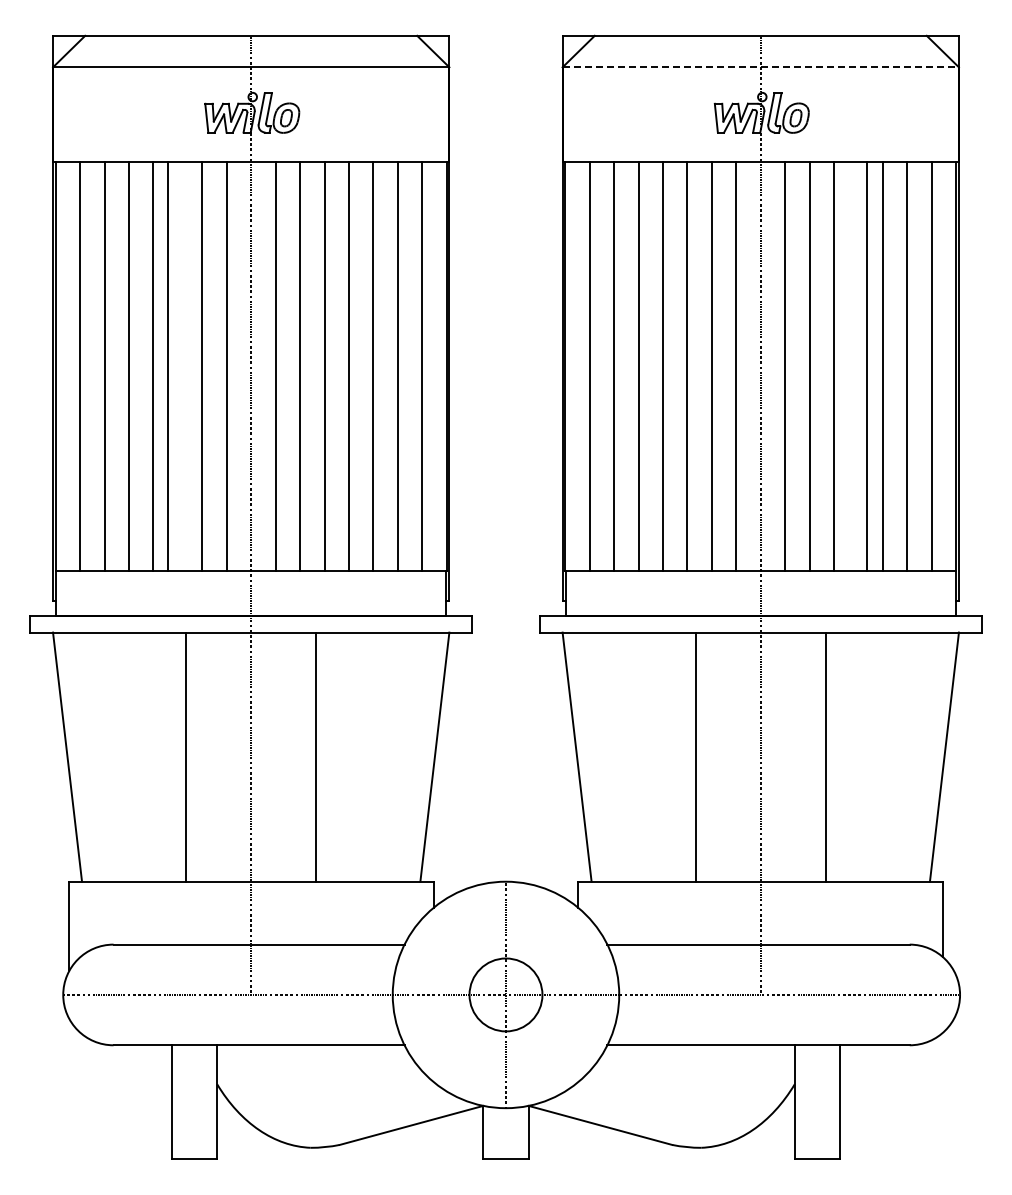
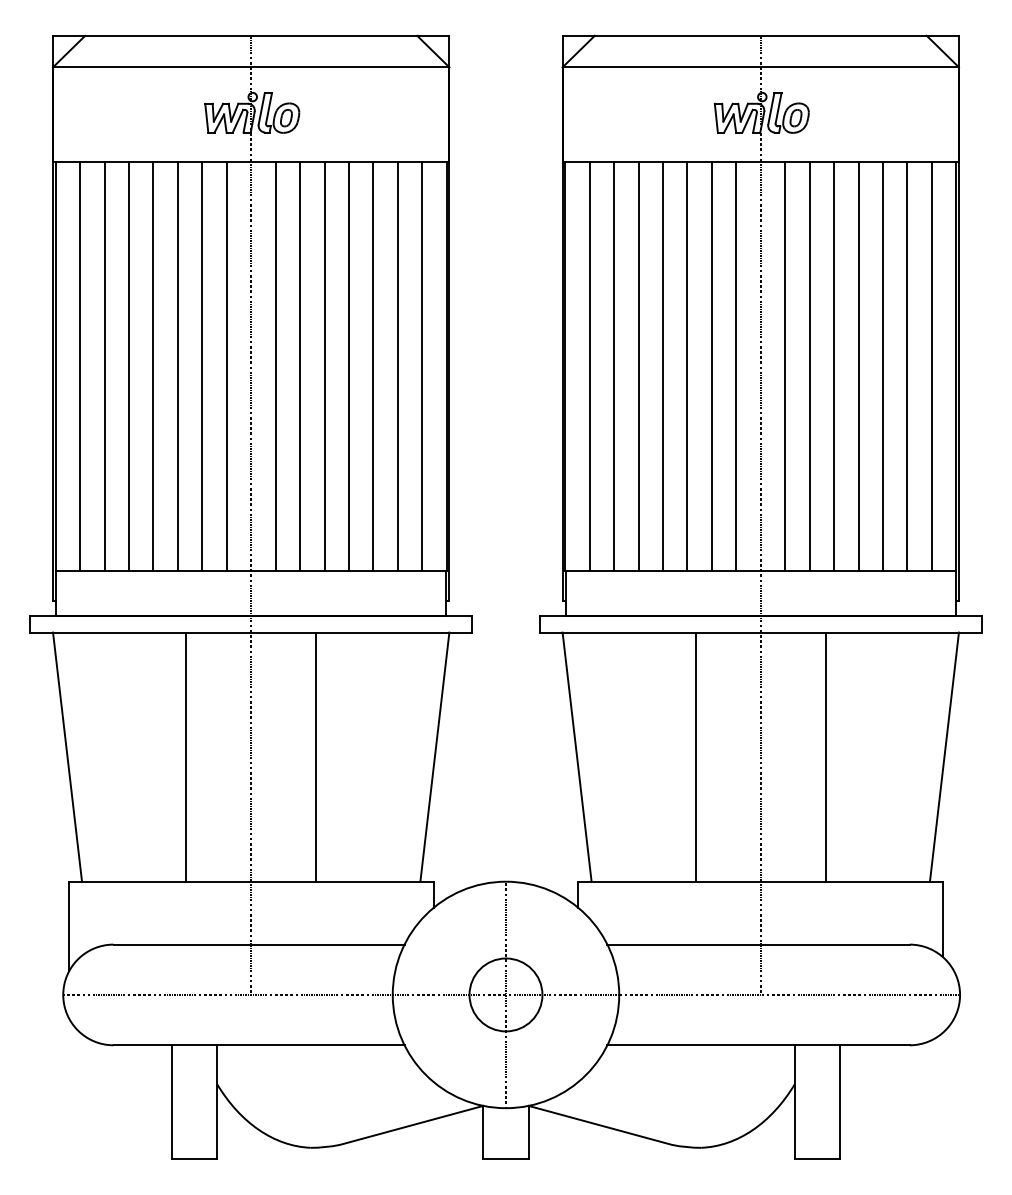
line: dashed -> solid (761, 67)
line position: (167, 365) -> (177, 365) (177, 365)
line position: (866, 365) -> (858, 365) (858, 365)
